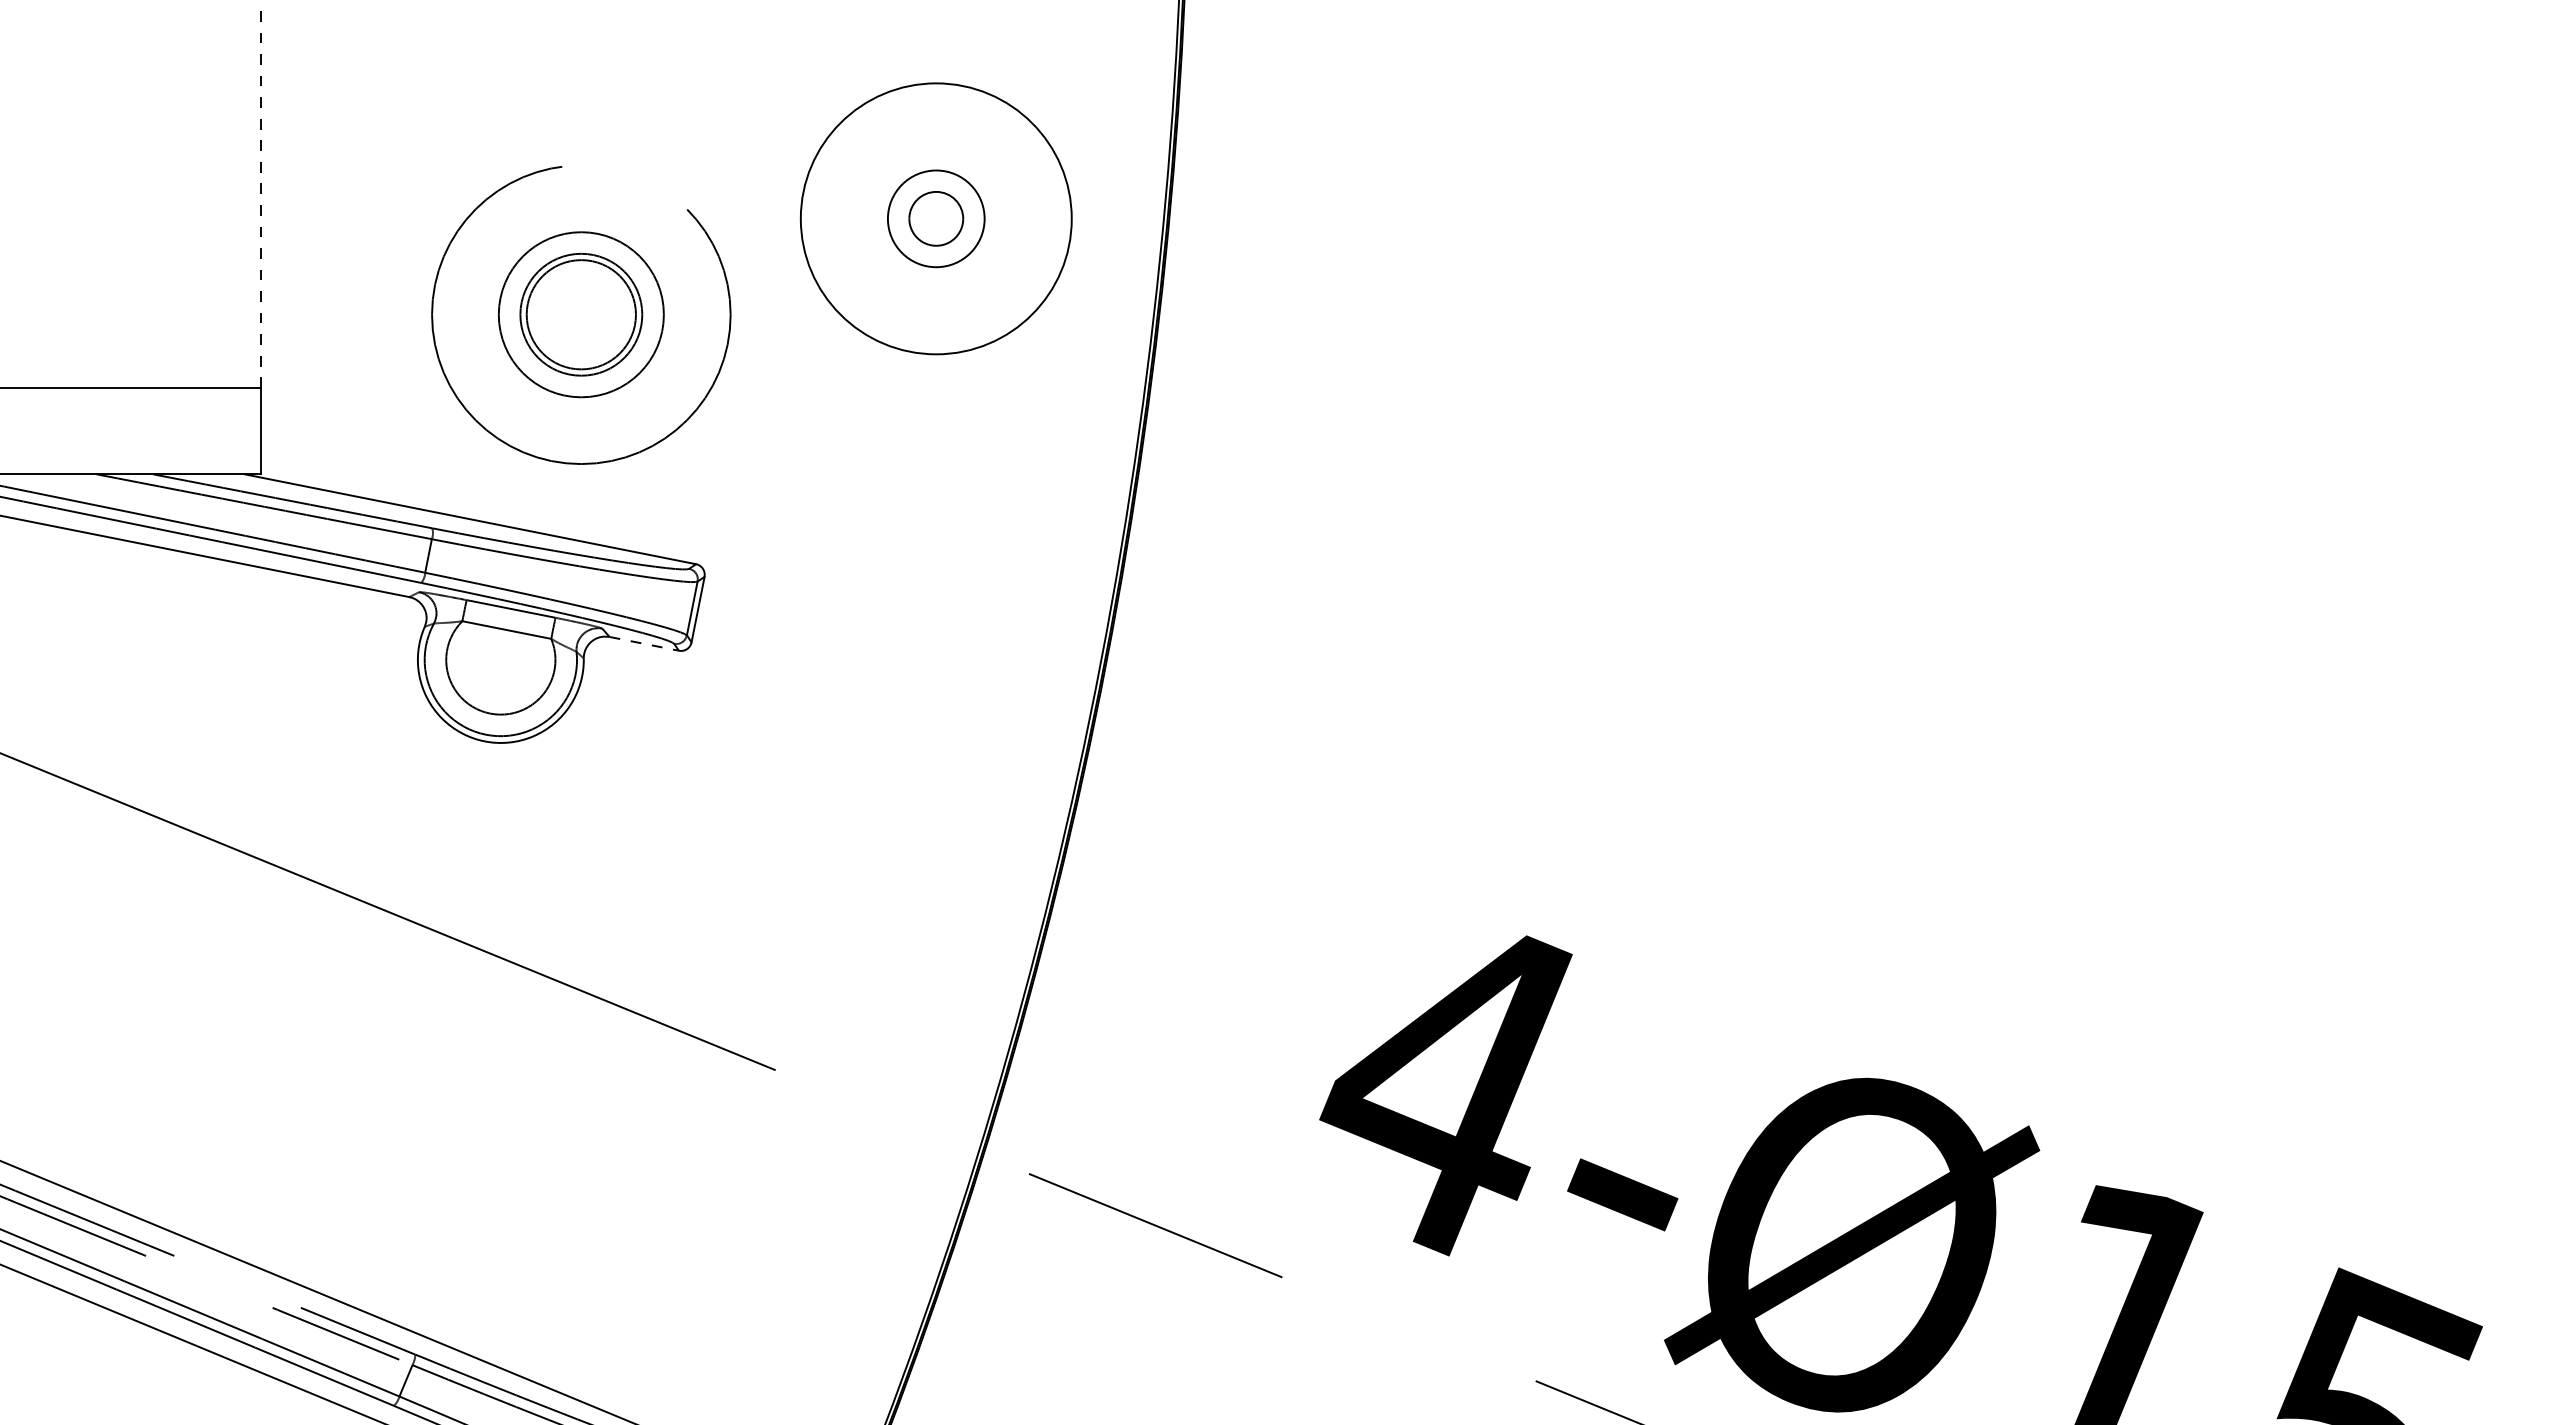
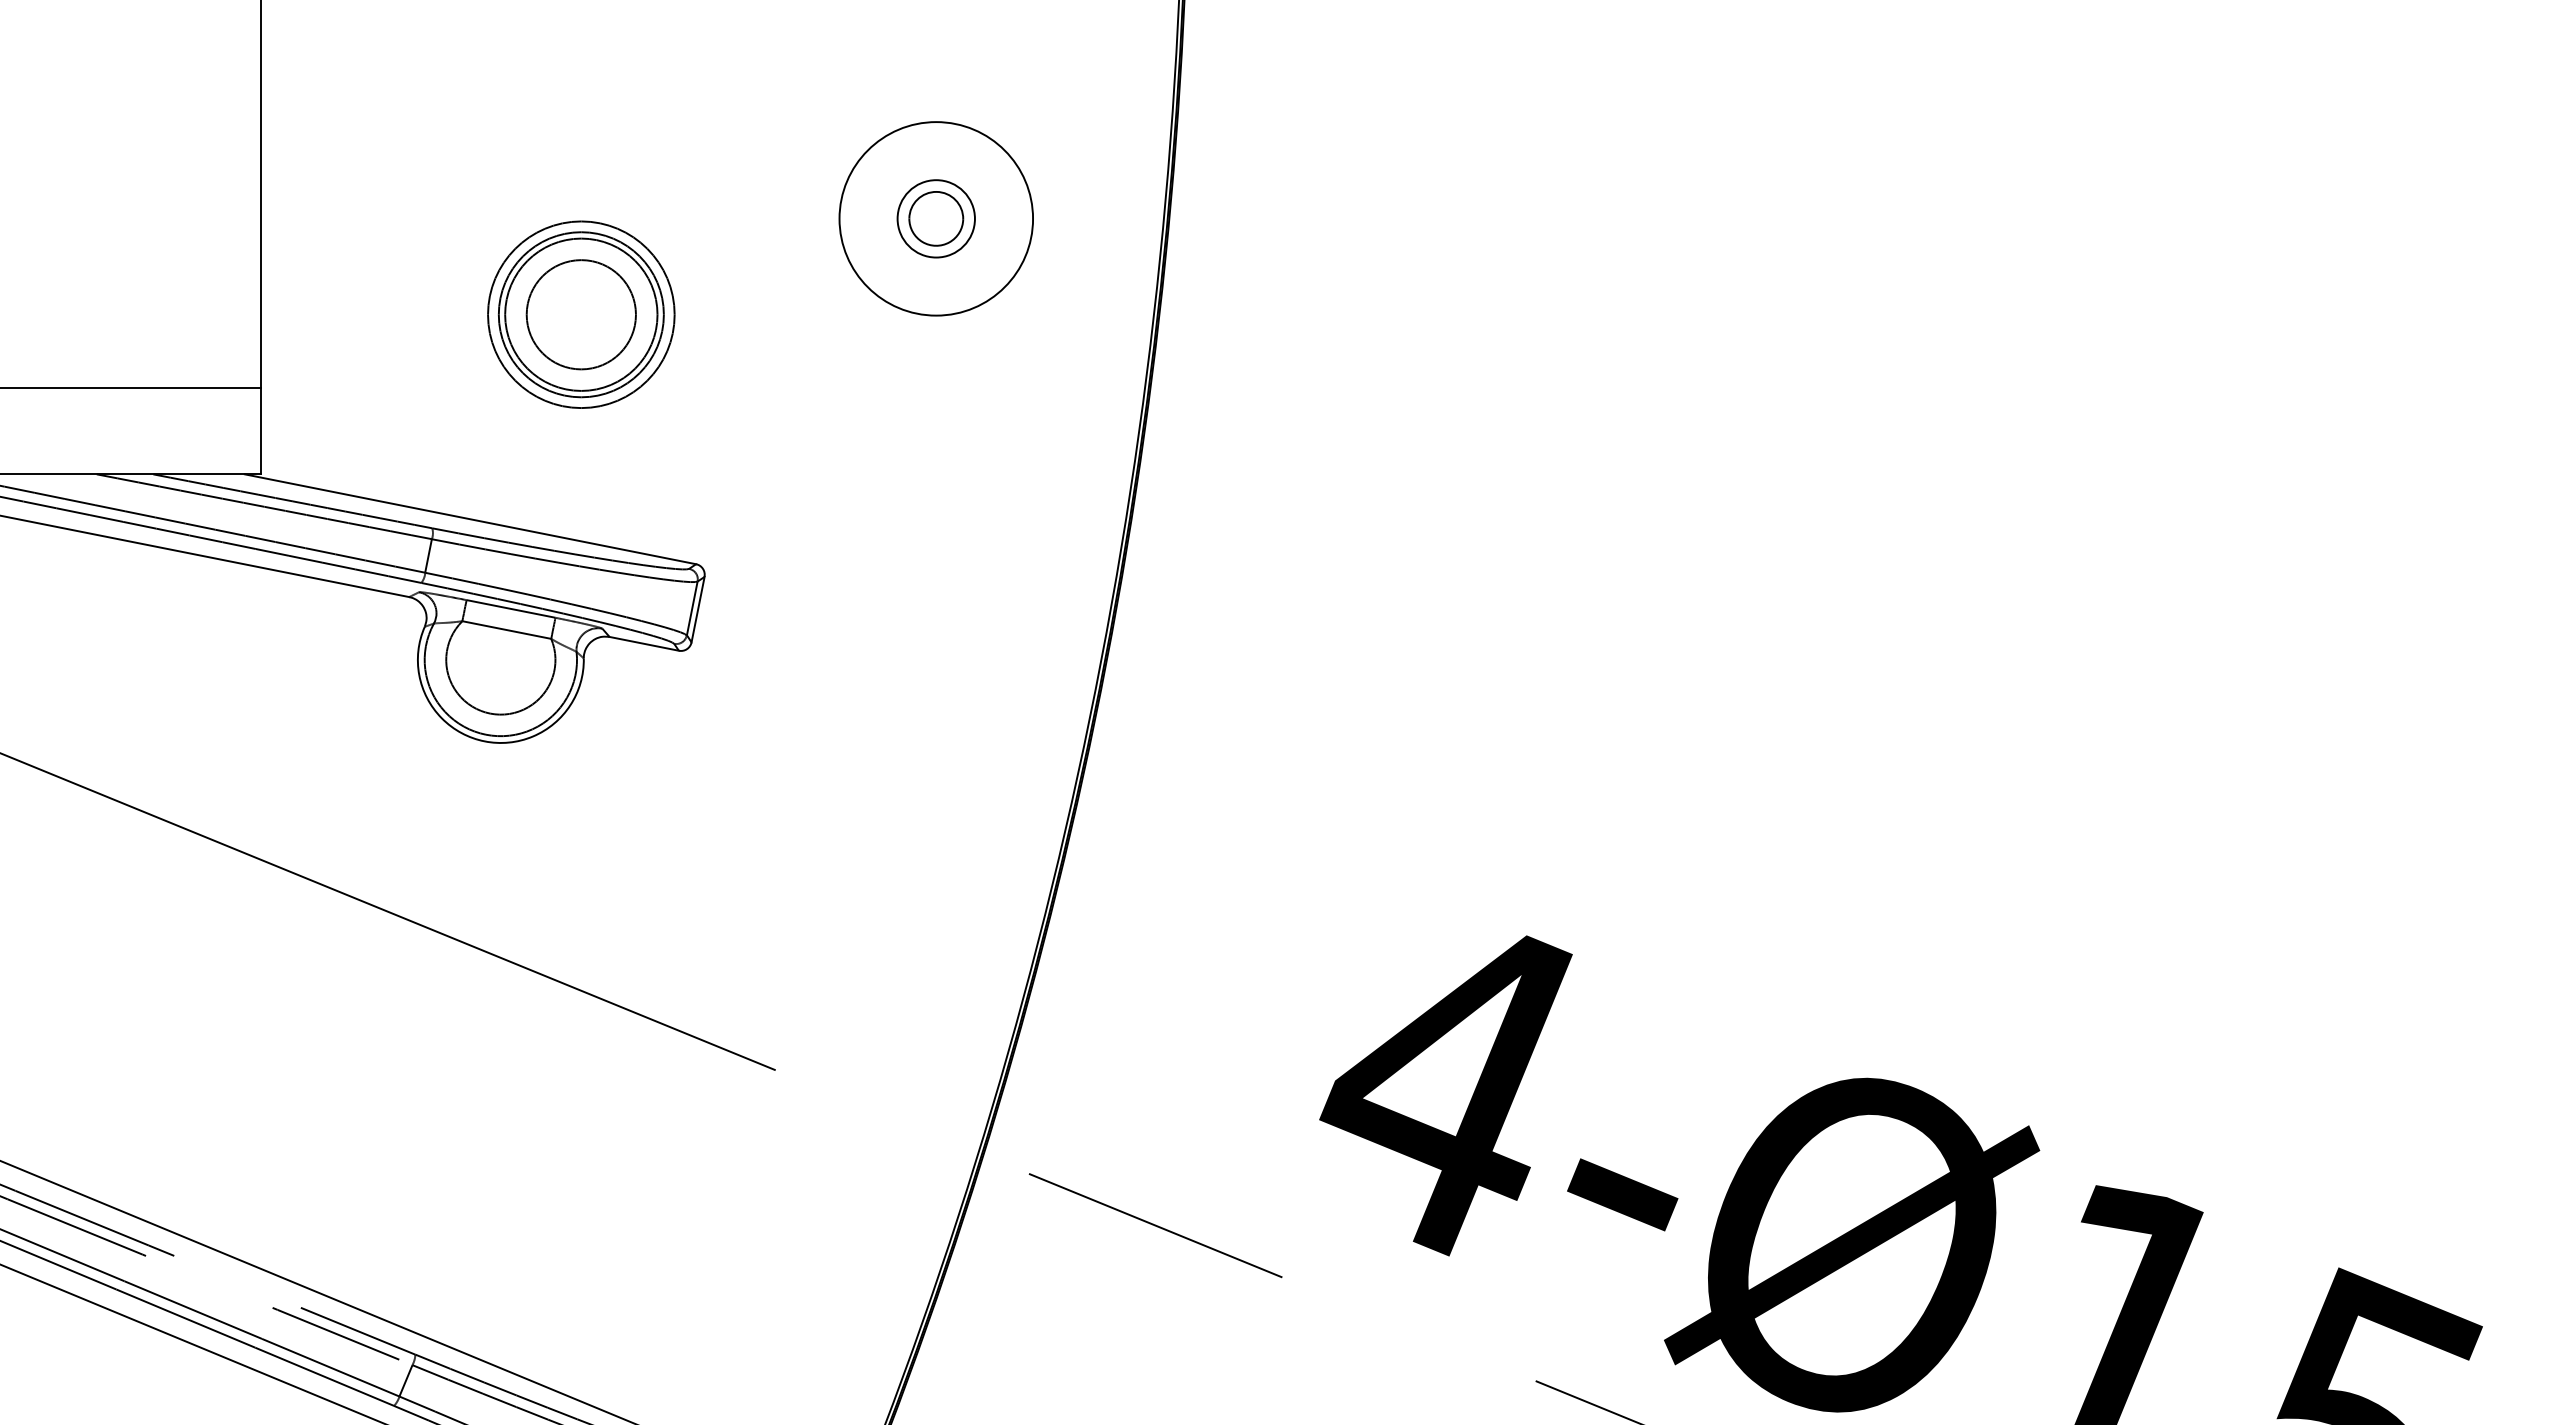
line: dashed -> solid (261, 194)
circle diameter: 271 px -> 194 px (936, 218)
circle diameter: 97 px -> 77 px (935, 218)
circle diameter: 122 px -> 152 px (581, 314)
circle diameter: 299 px -> 187 px (581, 314)
line: dashed -> solid (644, 643)
